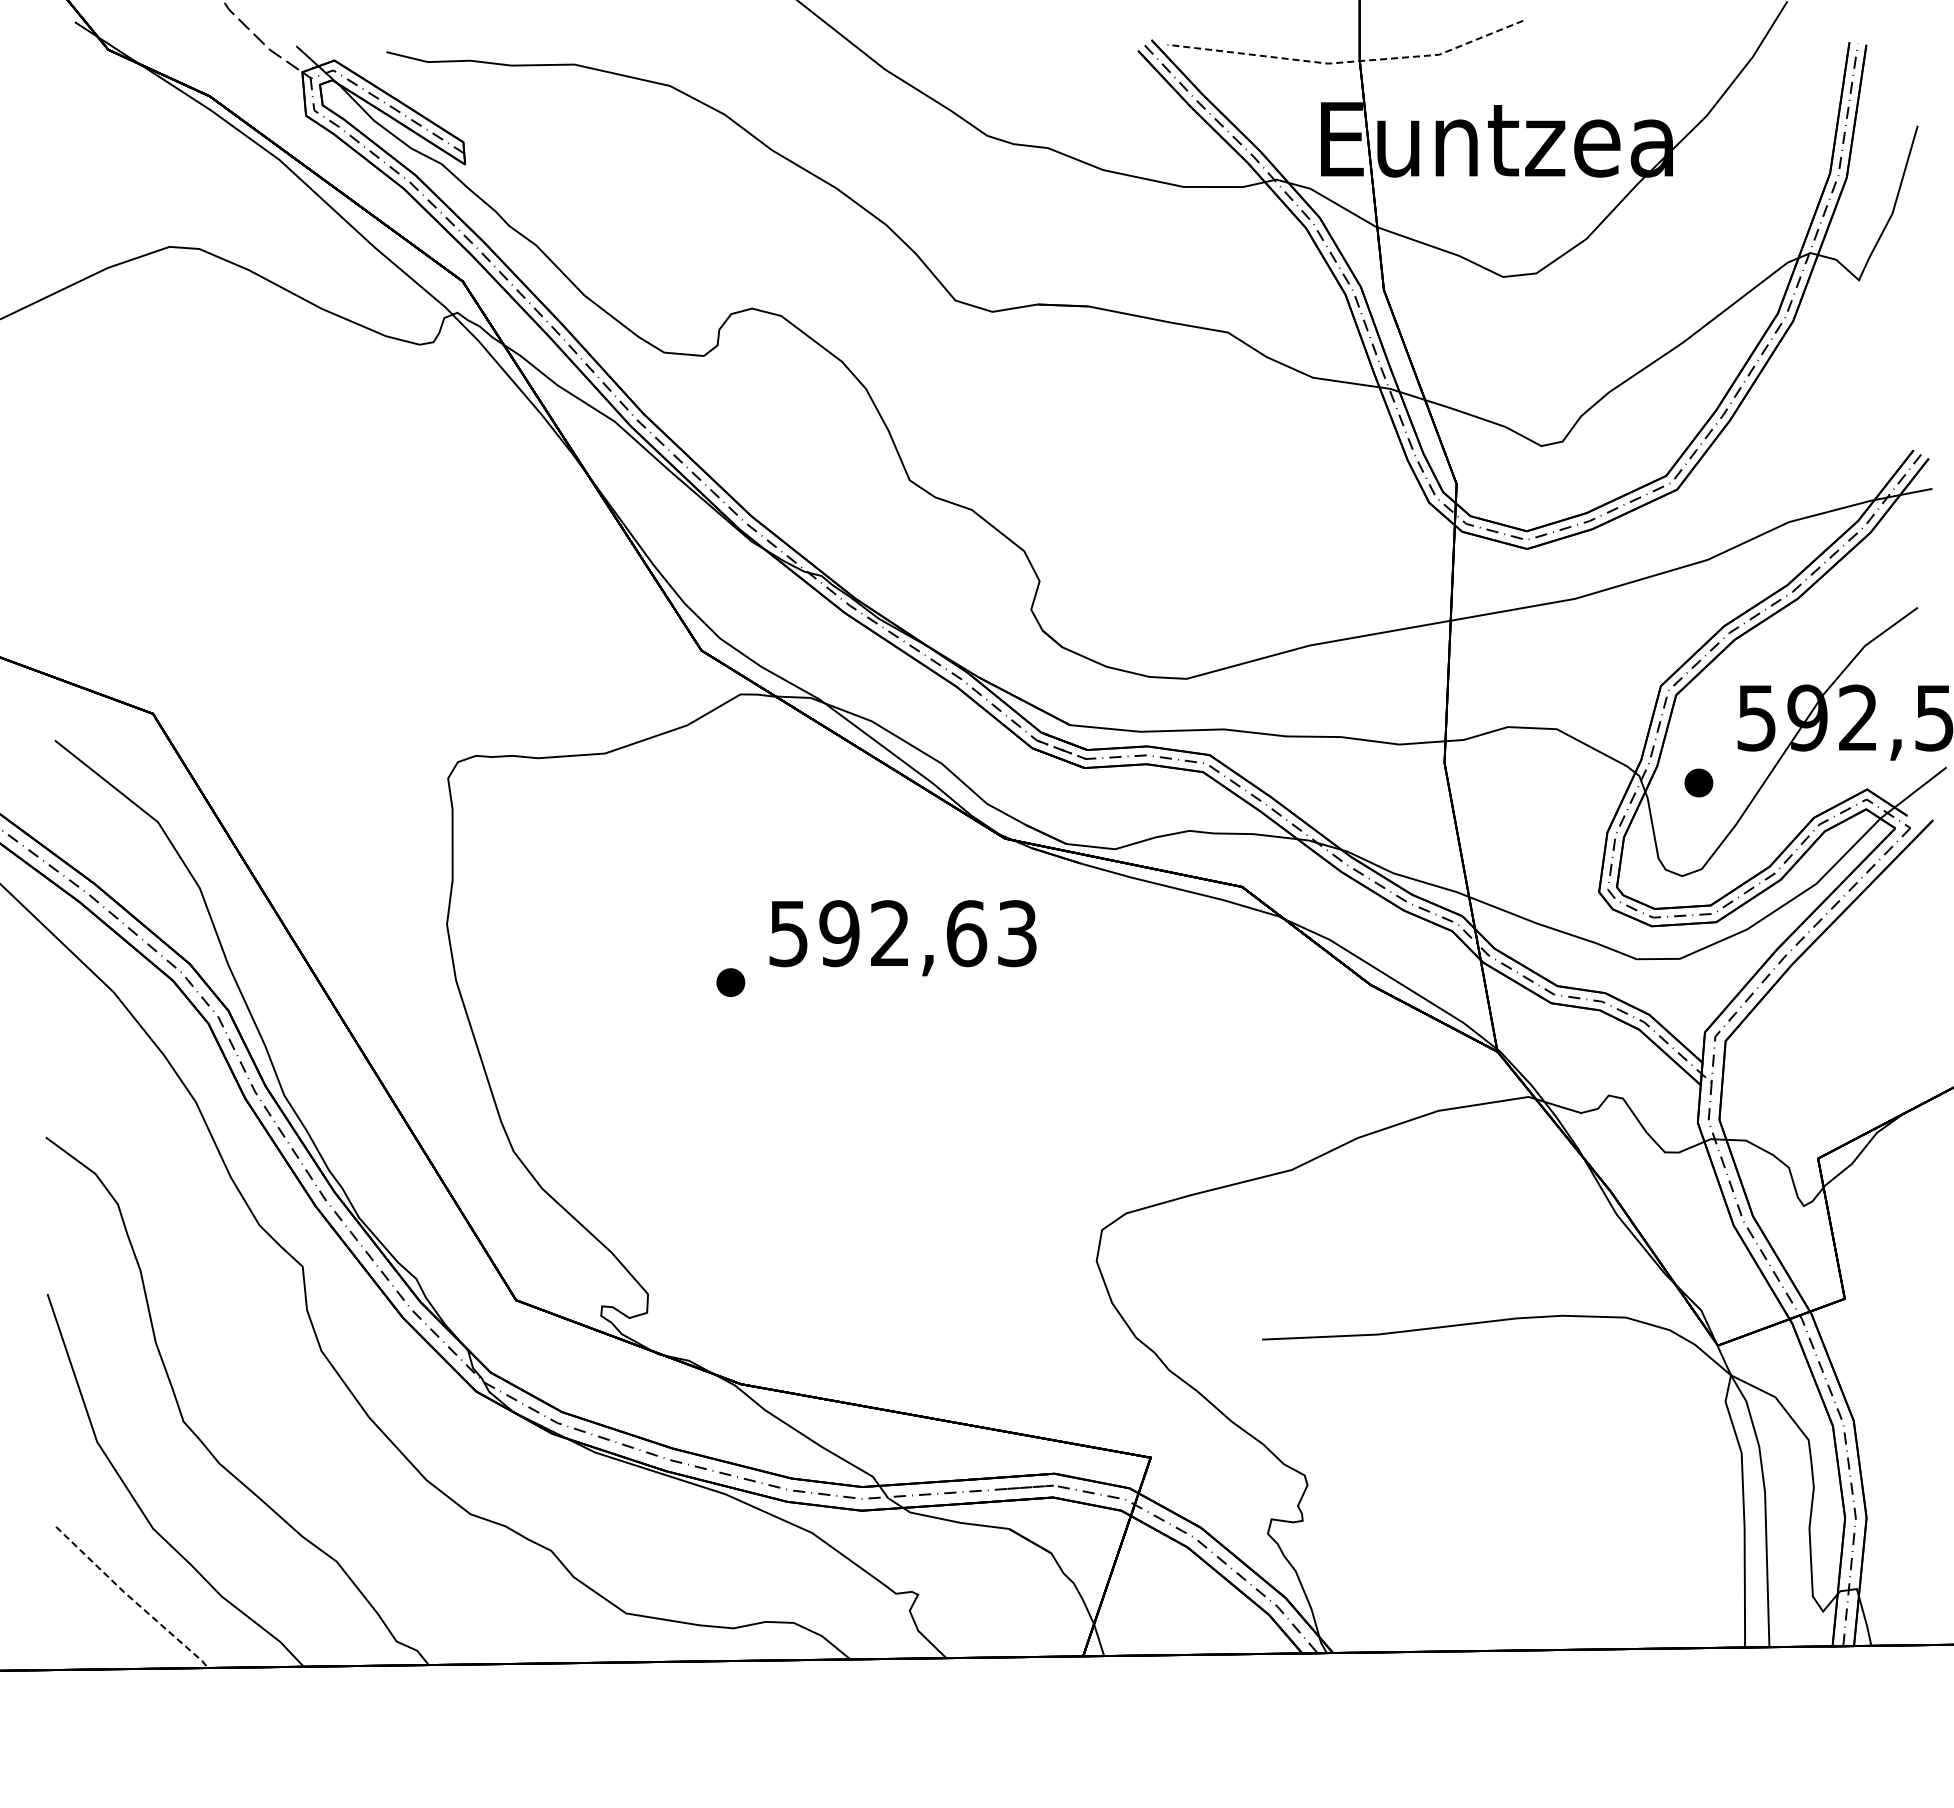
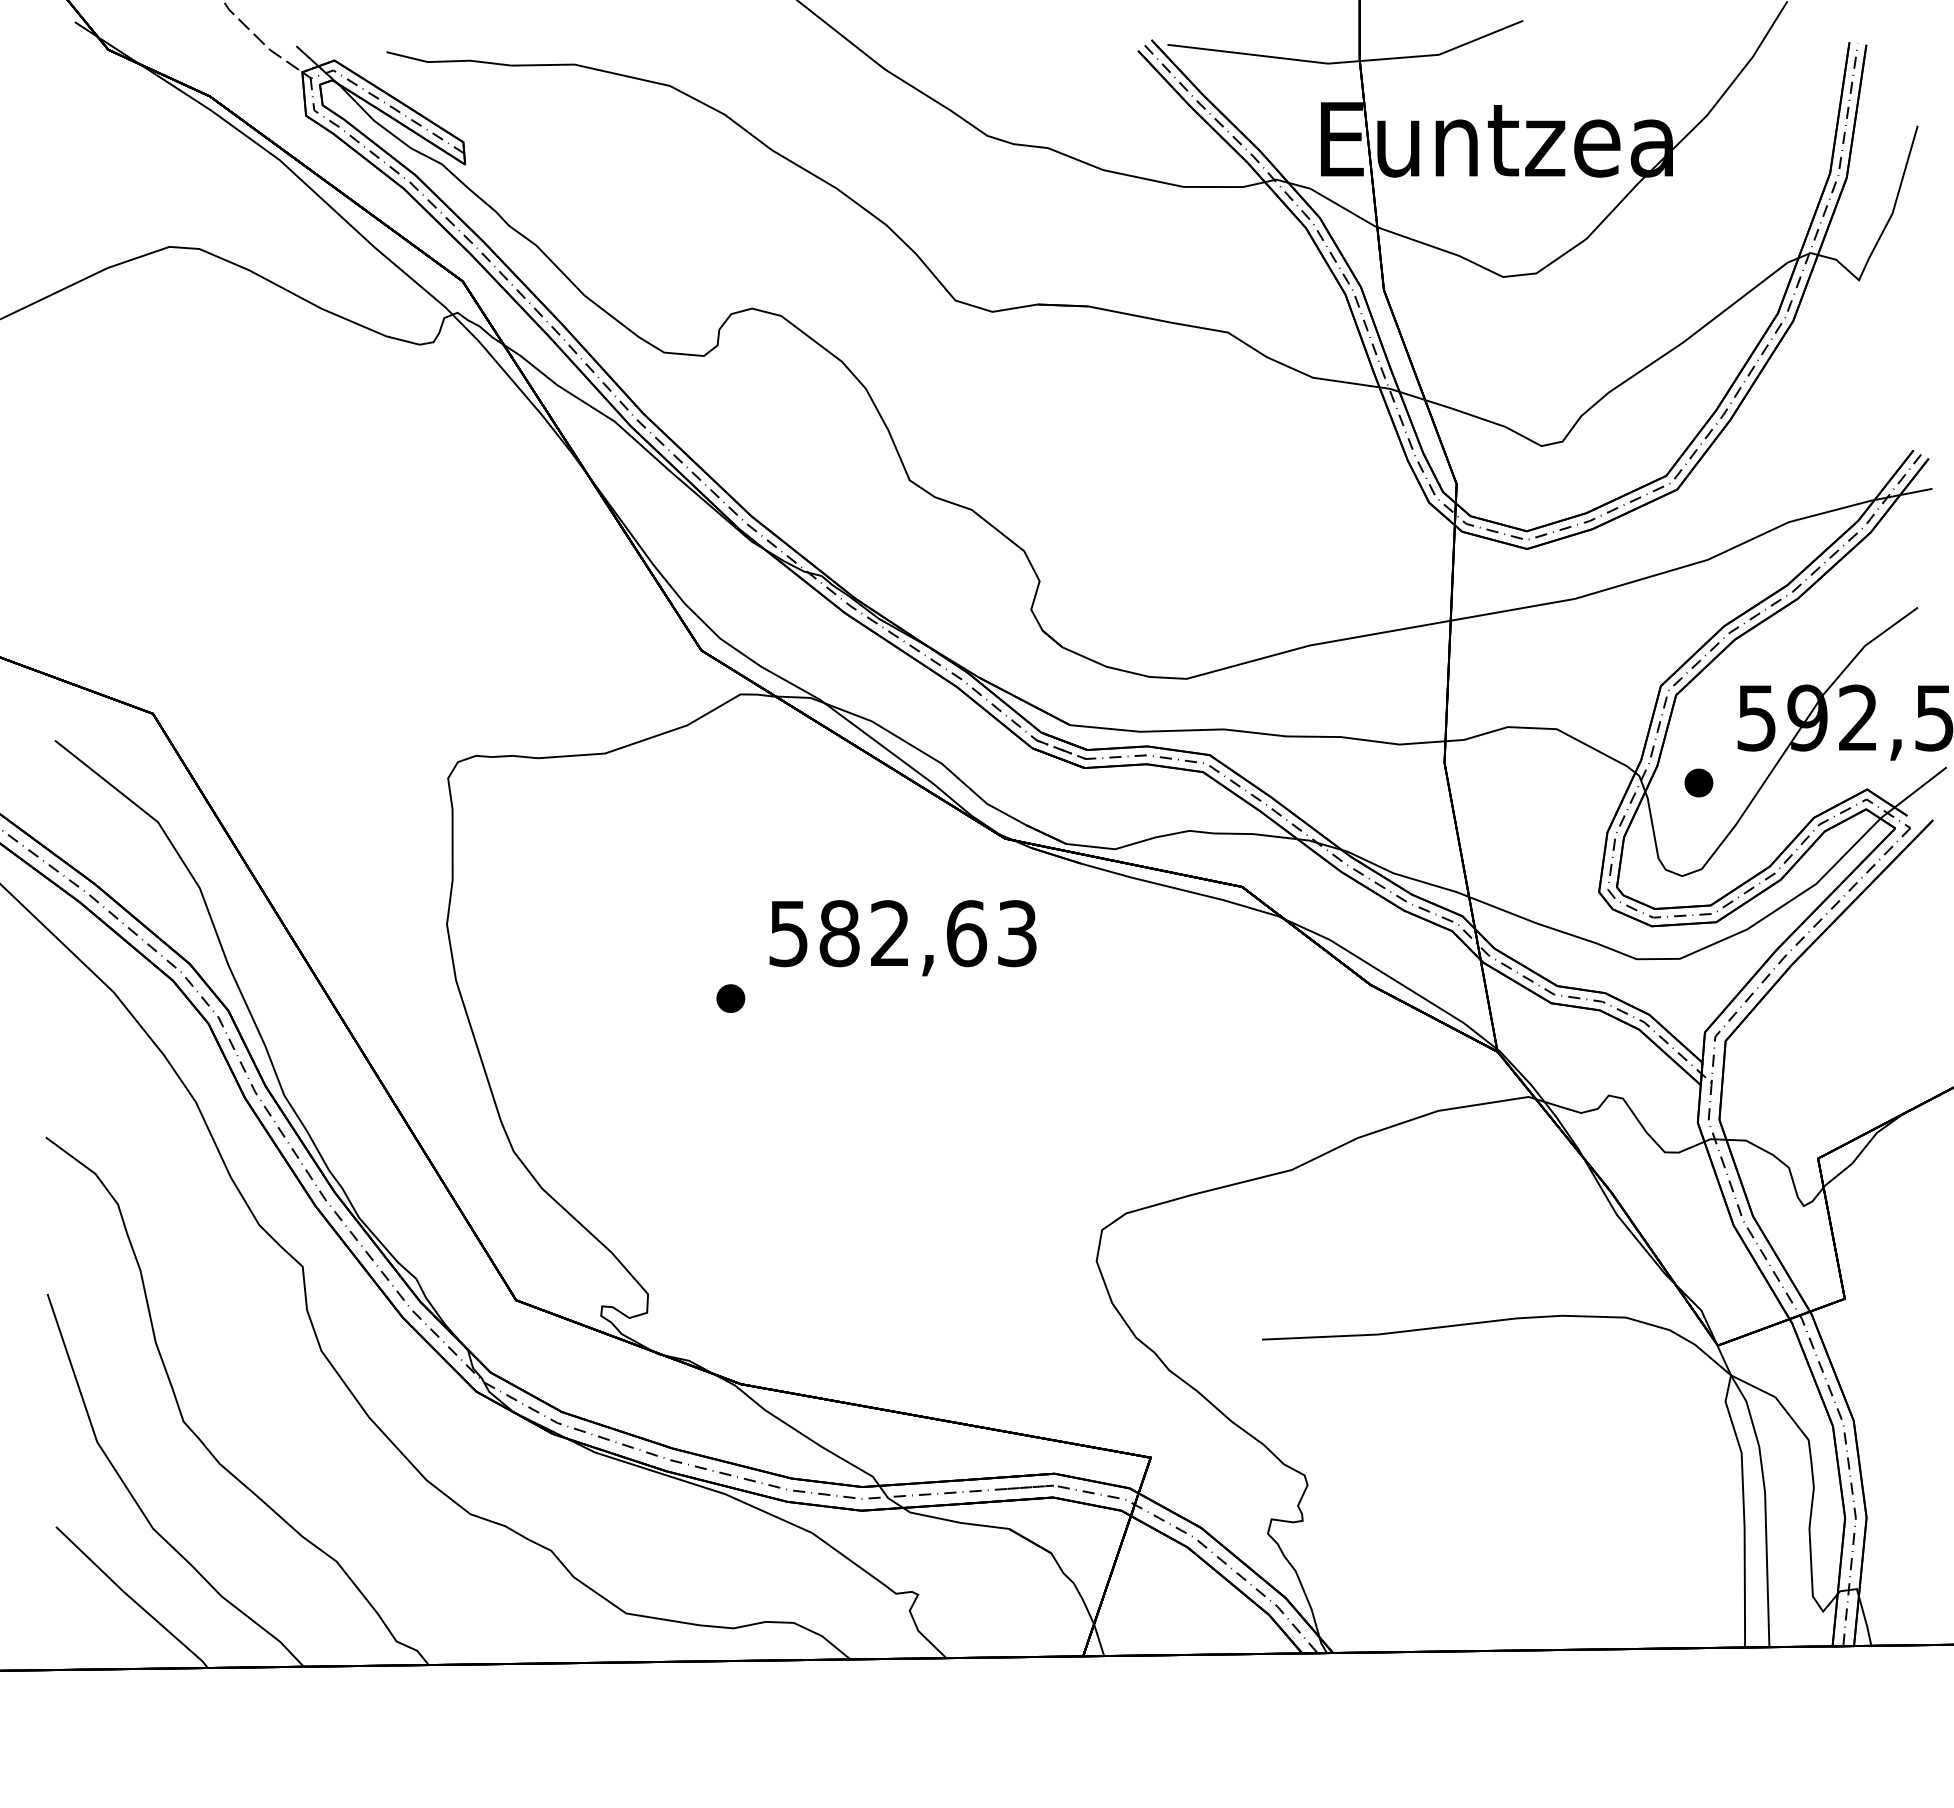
line: dashed -> solid (1347, 62)
text: 592,63 -> 582,63 (839, 933)
part position: (730, 982) -> (730, 998) (730, 998)
line: dashed -> solid (131, 1598)
